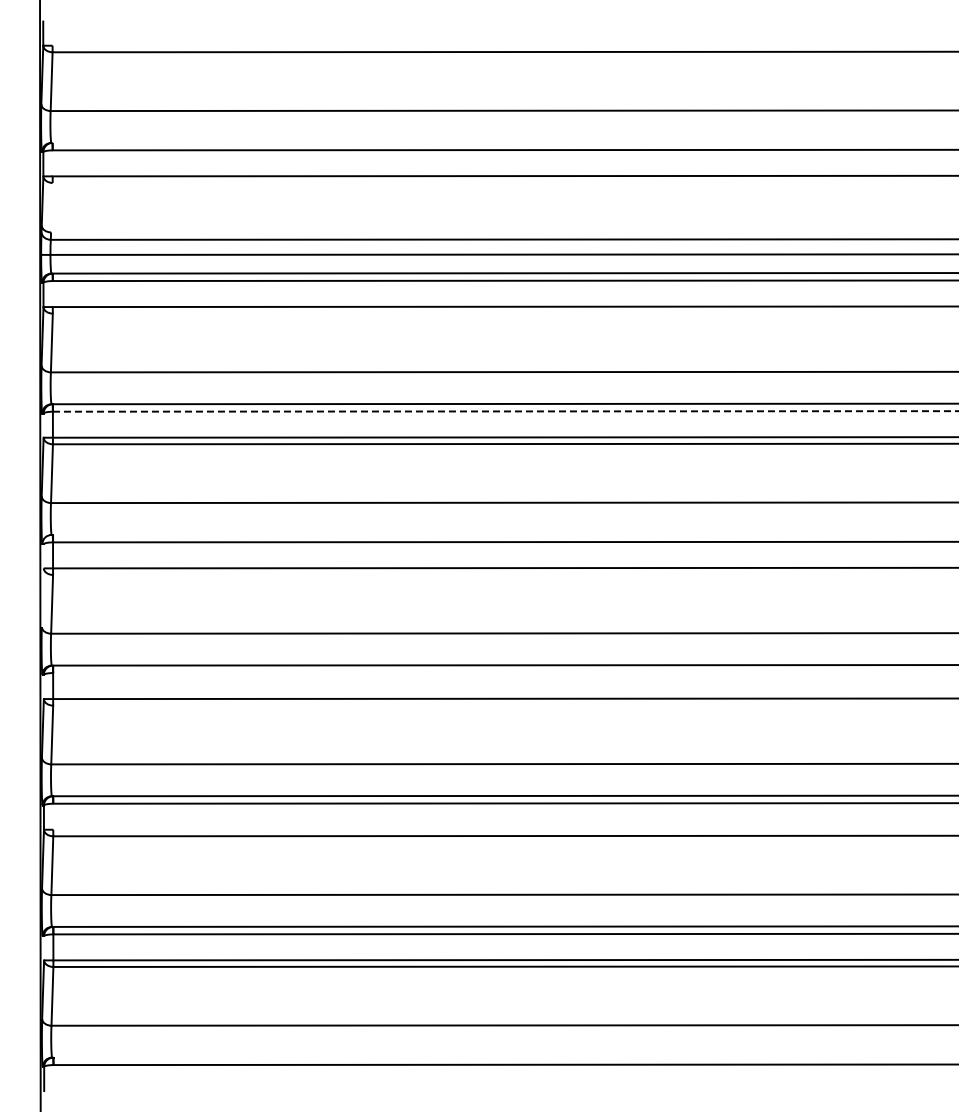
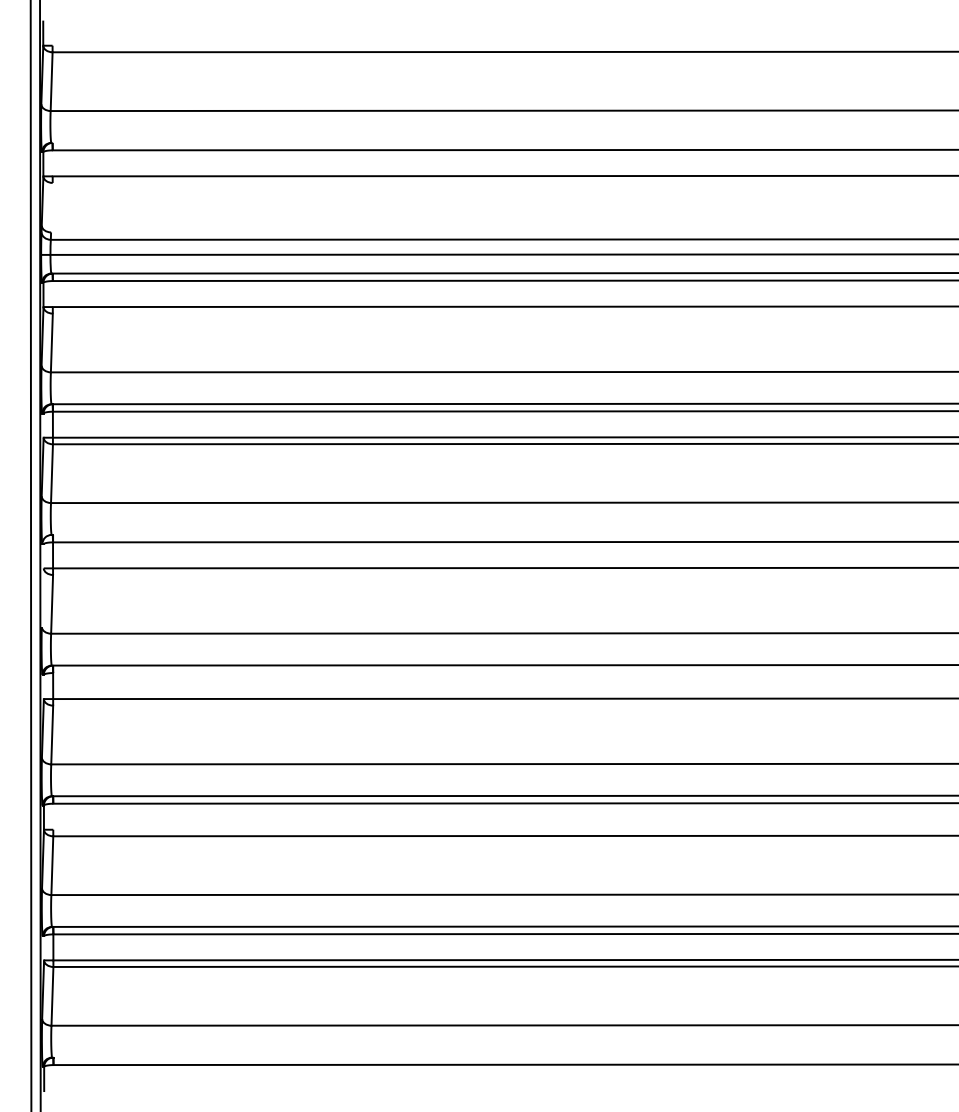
line: dashed -> solid (505, 411)
line: none -> present (30, 555)
